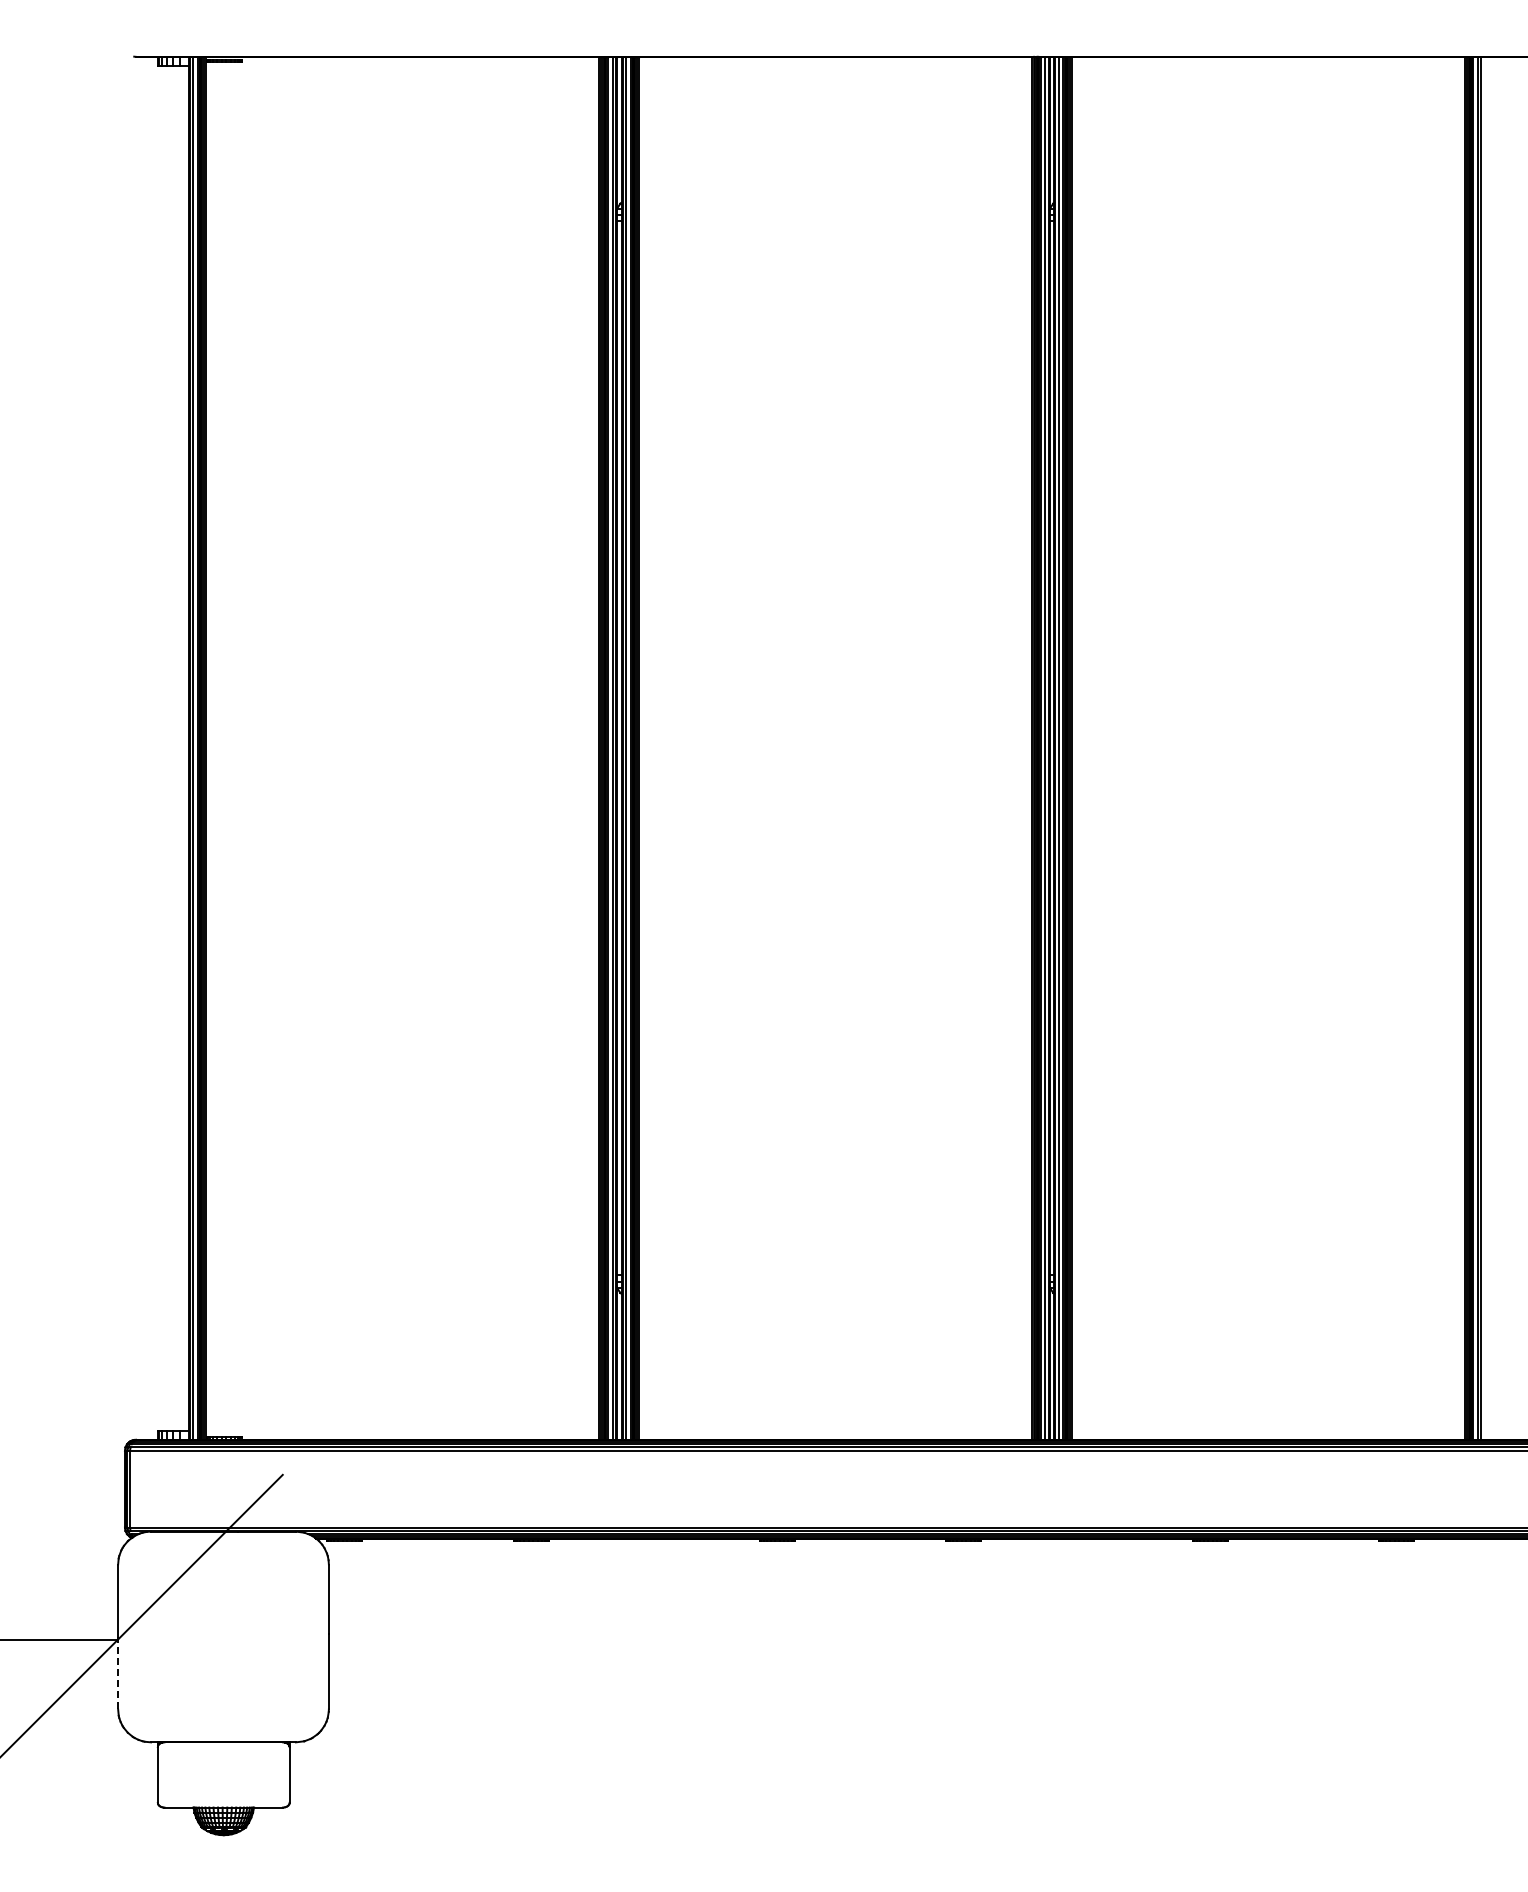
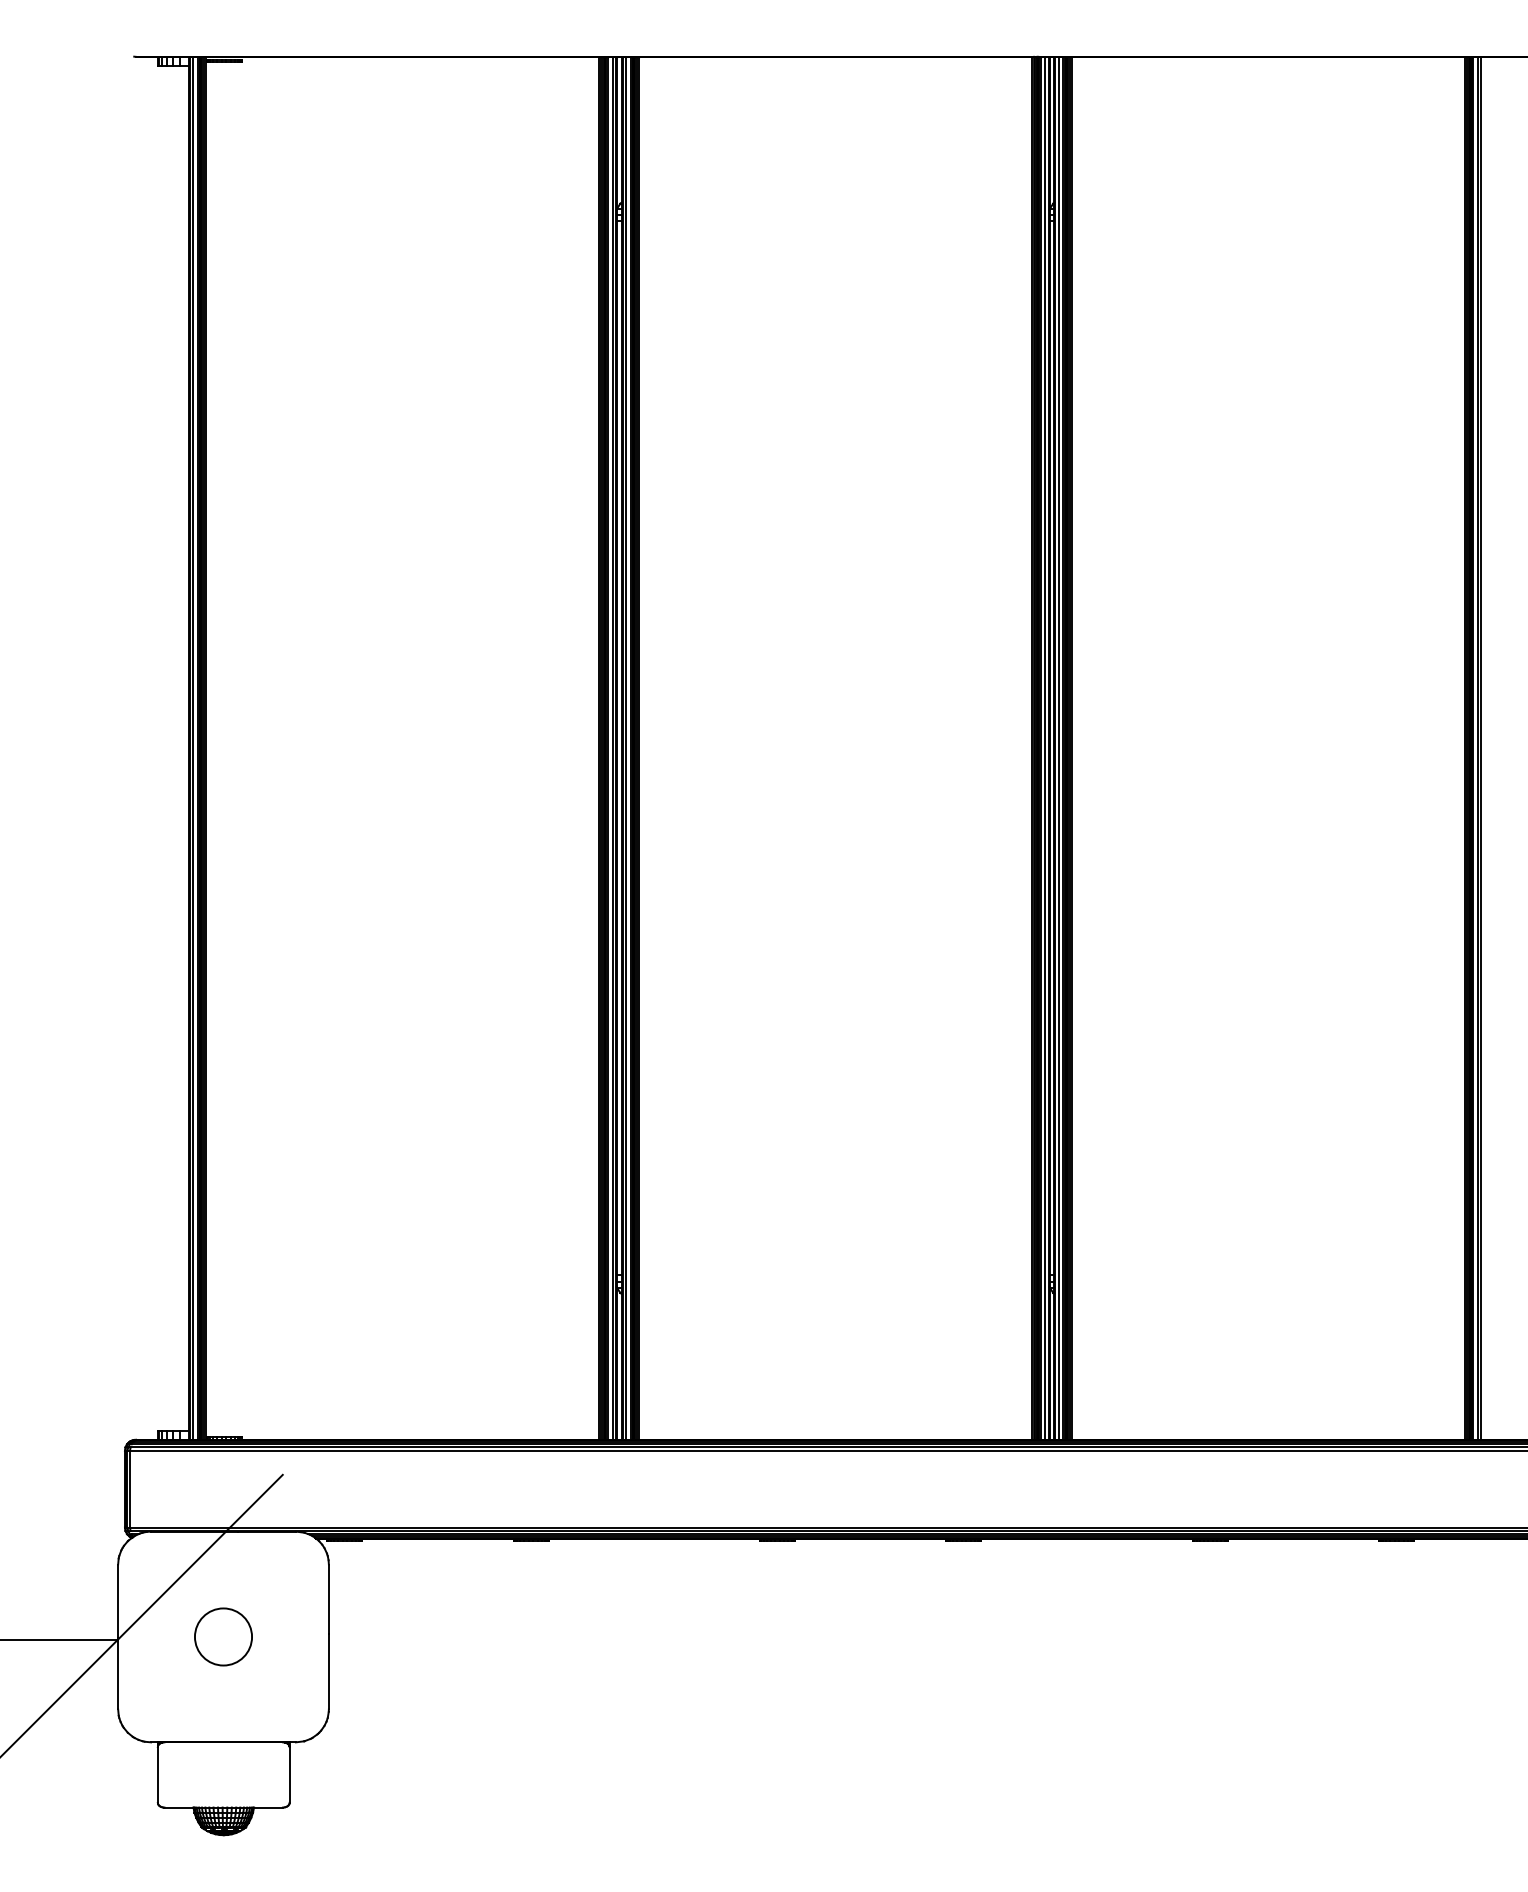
circle: none -> present (223, 1636)
line: dashed -> solid (118, 1674)
